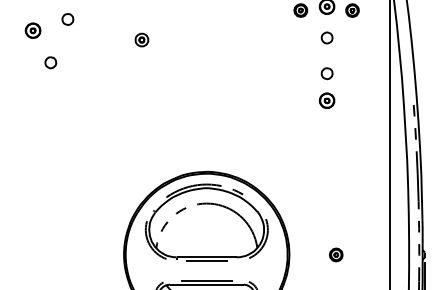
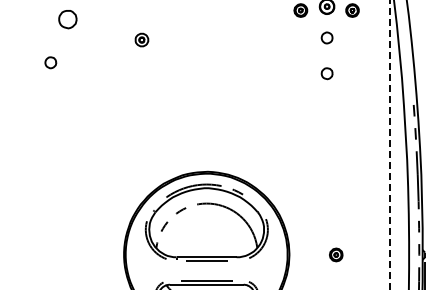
part size: 14x13 px -> 20x20 px (67, 19)
part: present -> none (32, 30)
part: present -> none (326, 100)
line: solid -> dashed (390, 145)
